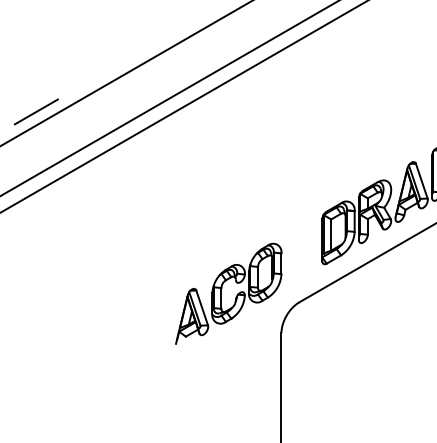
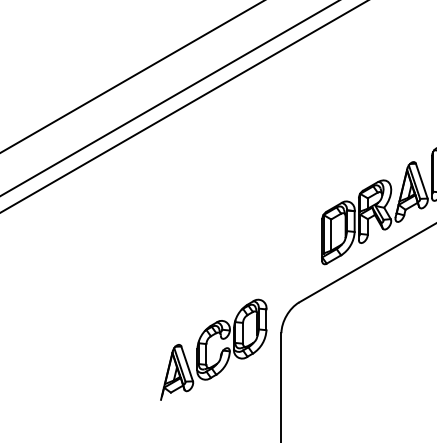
line position: (126, 73) -> (131, 77) (131, 77)
line: present -> none (35, 111)
part position: (221, 293) -> (206, 349) (206, 349)
